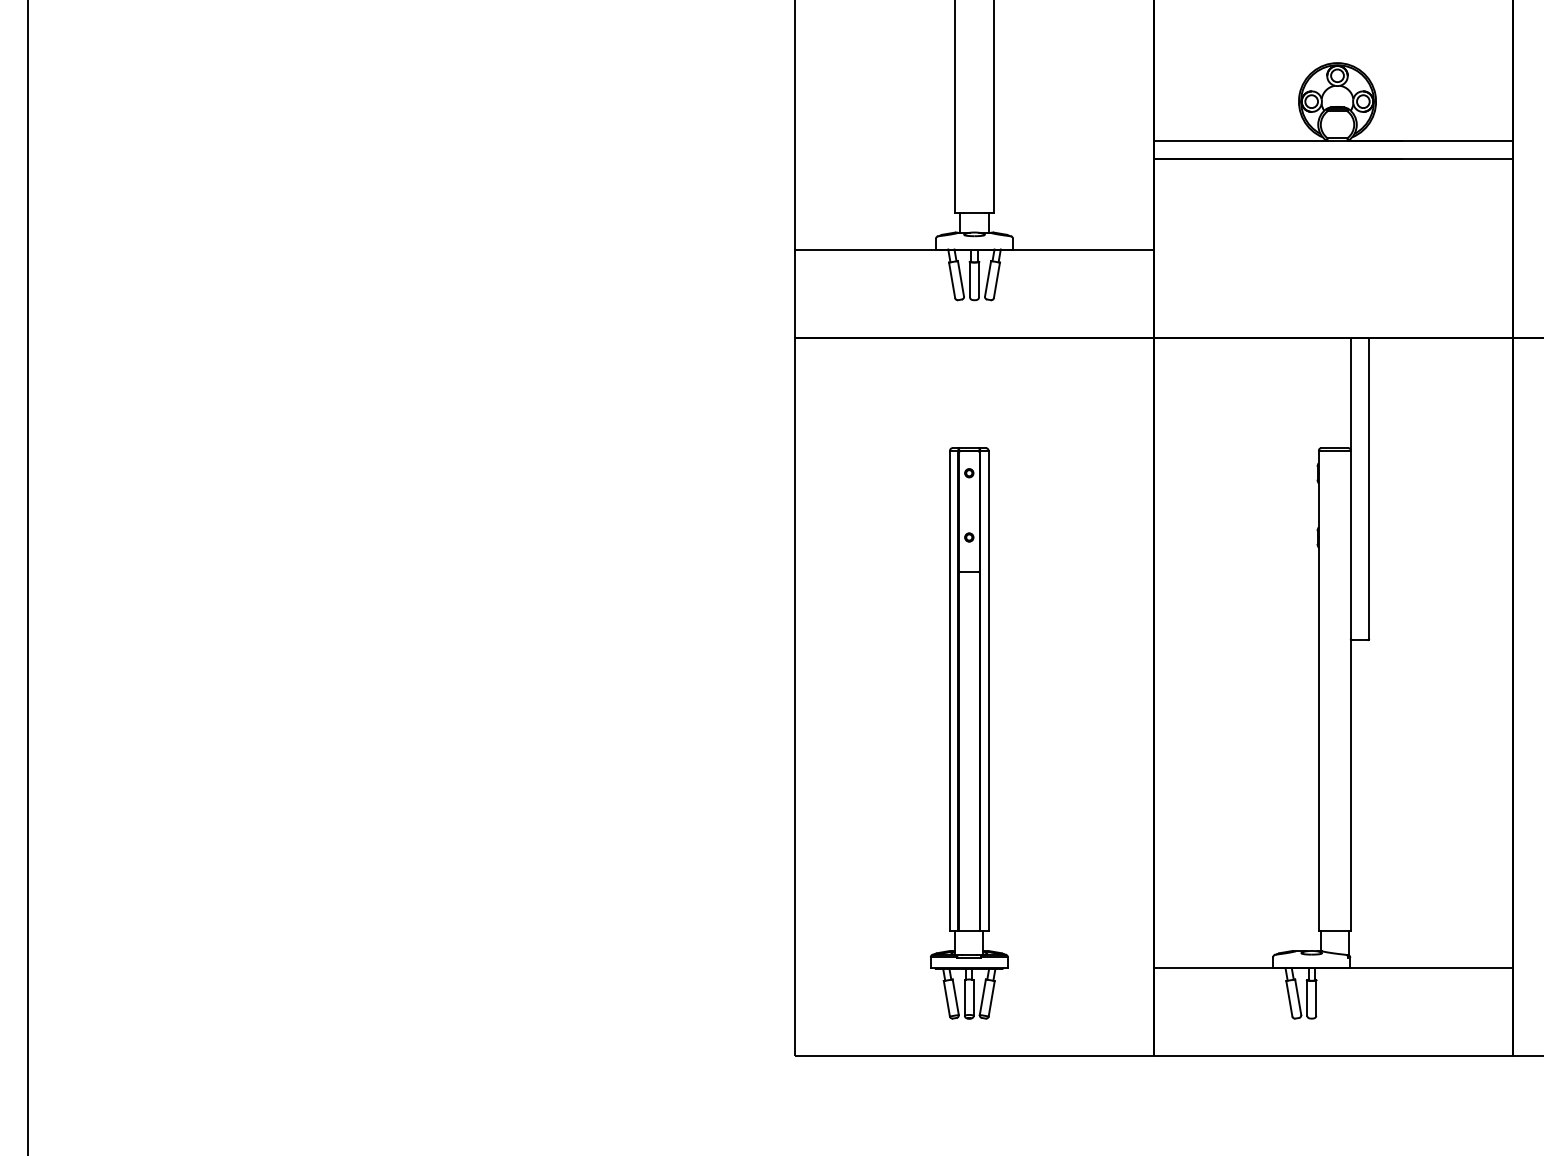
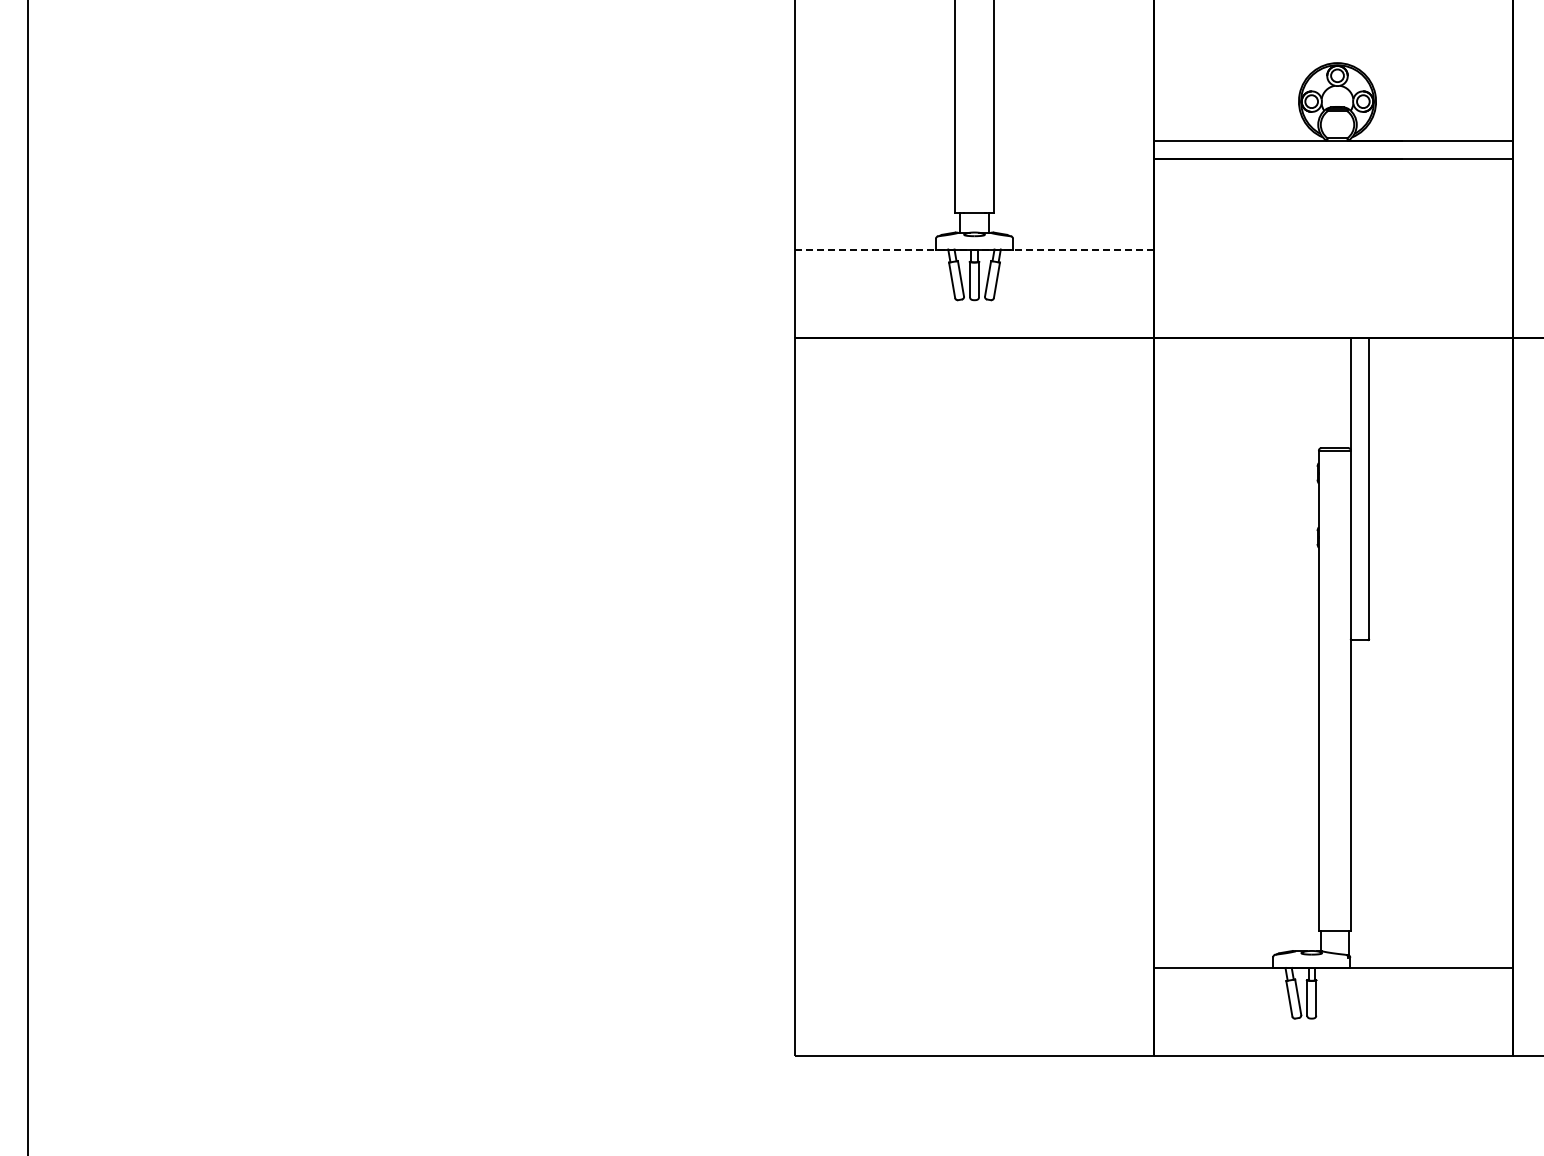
line: solid -> dashed (974, 249)
part: present -> none (968, 733)
